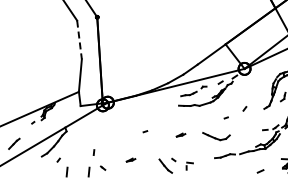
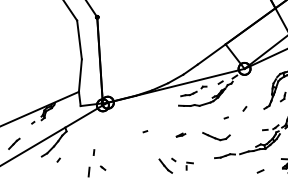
line: dashed -> solid (79, 39)
part: present -> none (130, 159)
line: present -> none (66, 171)
